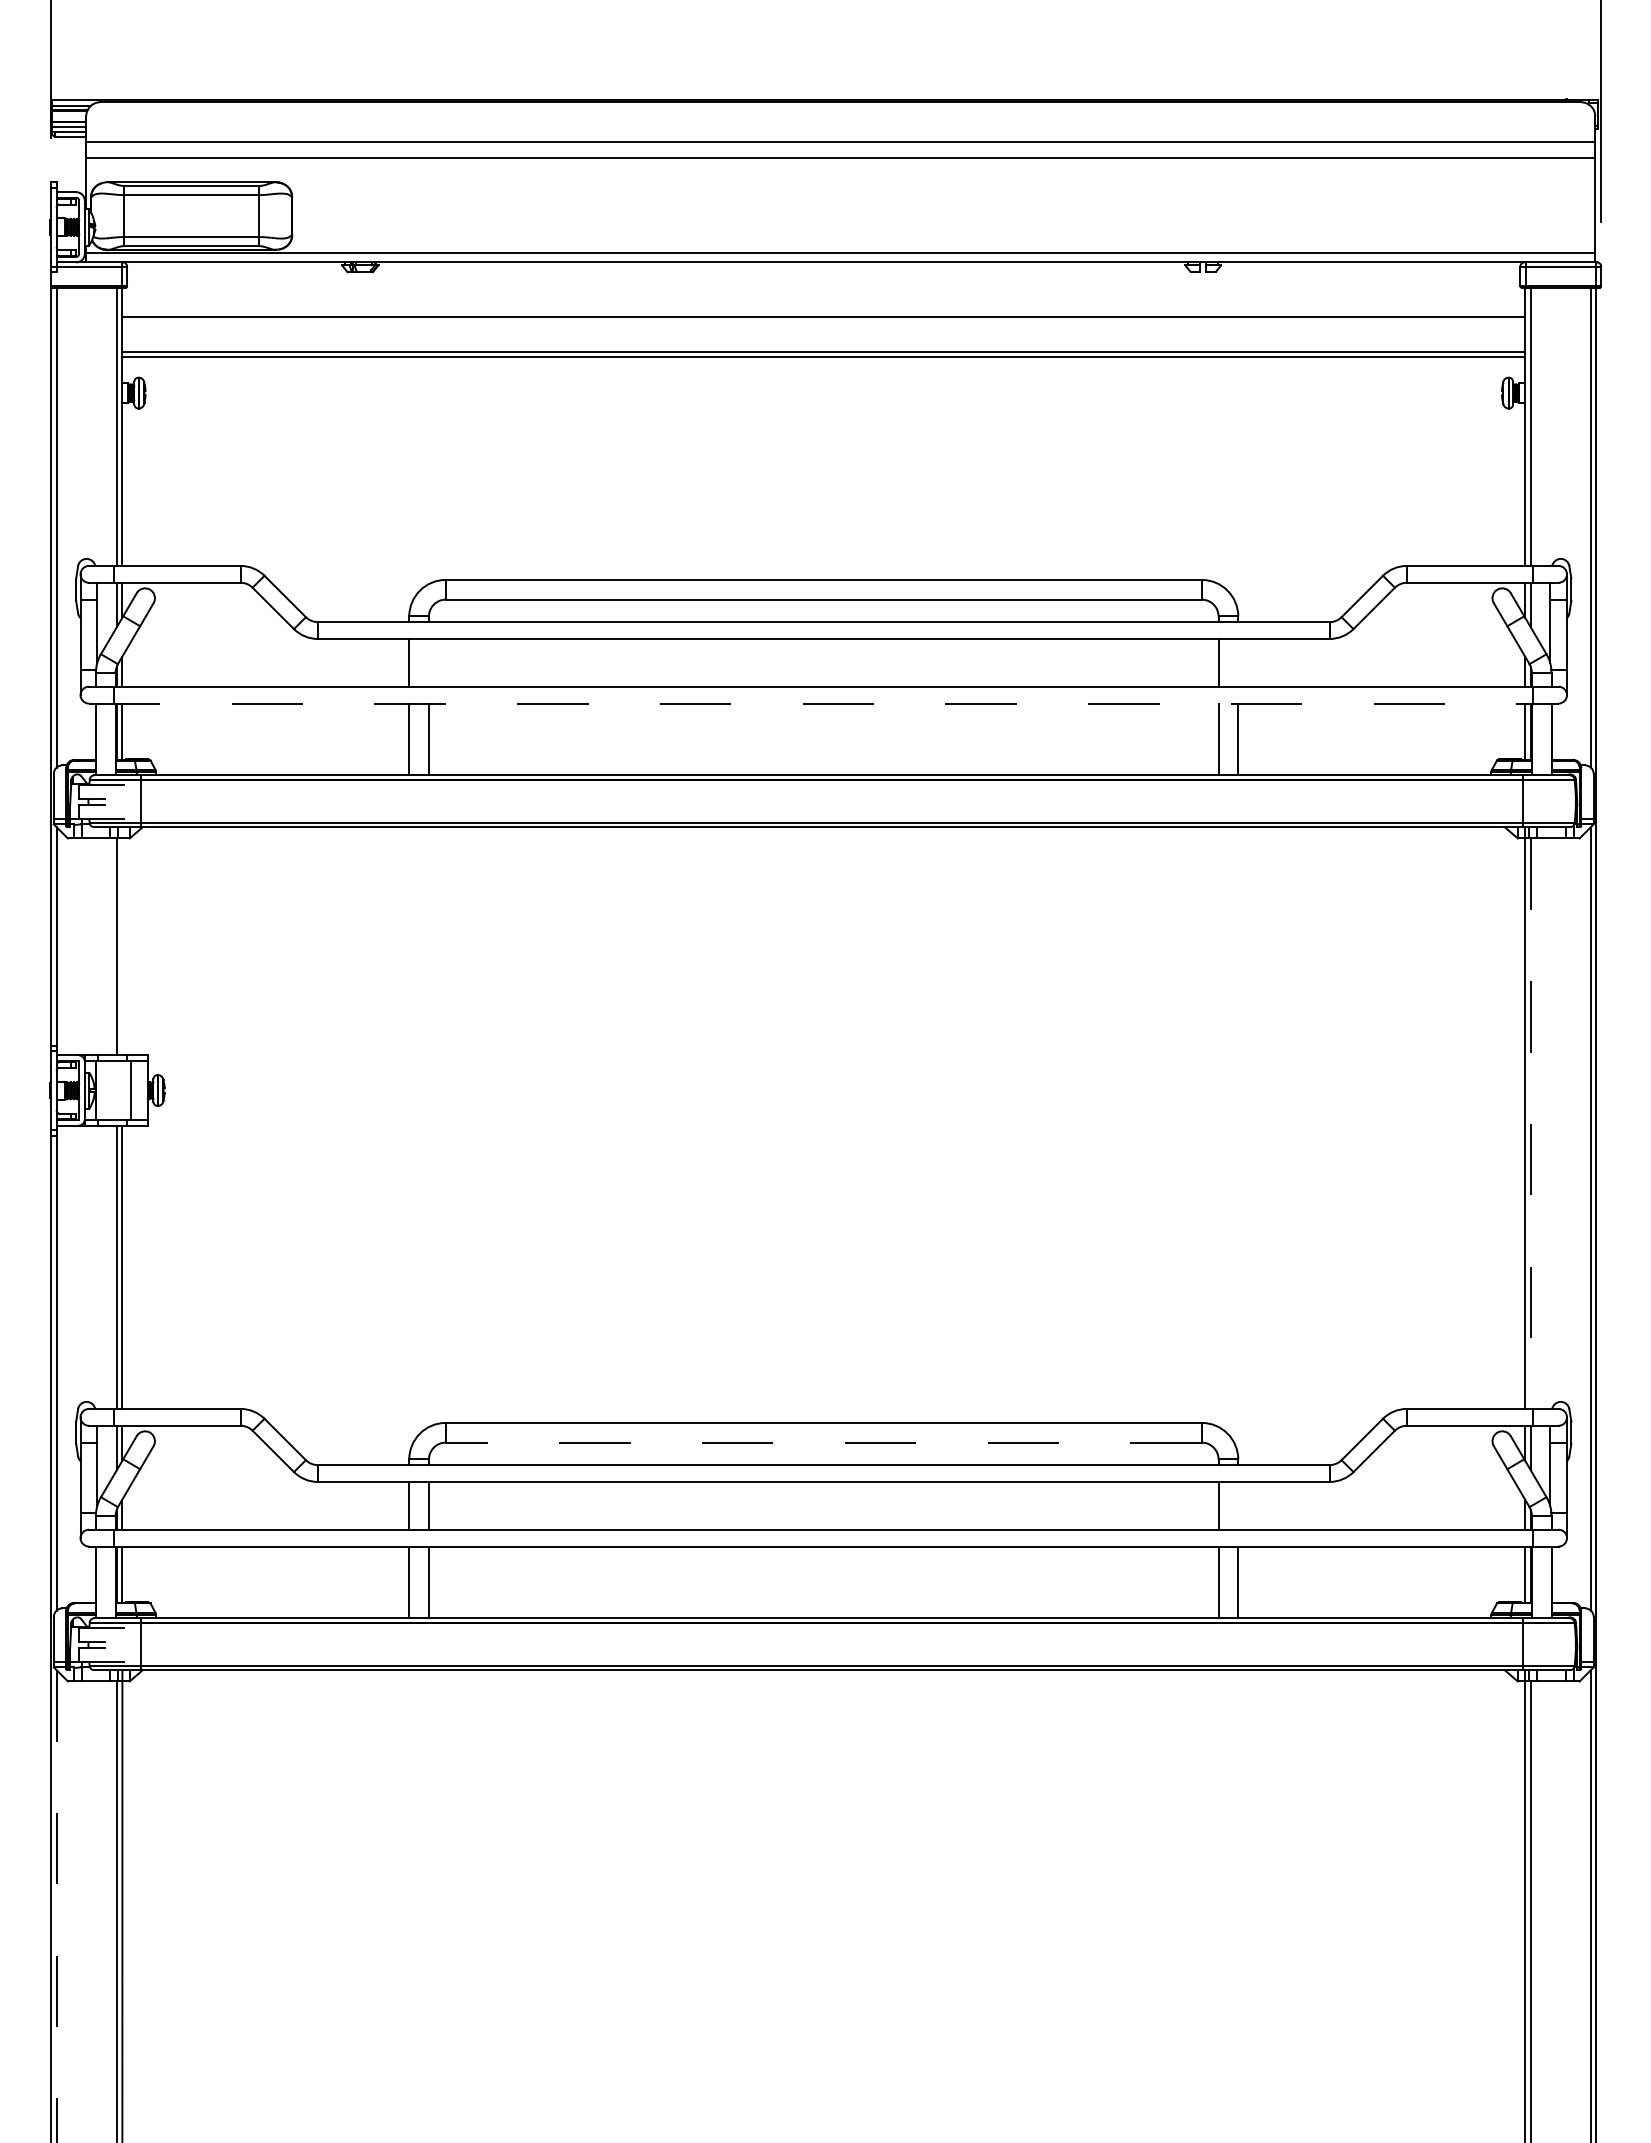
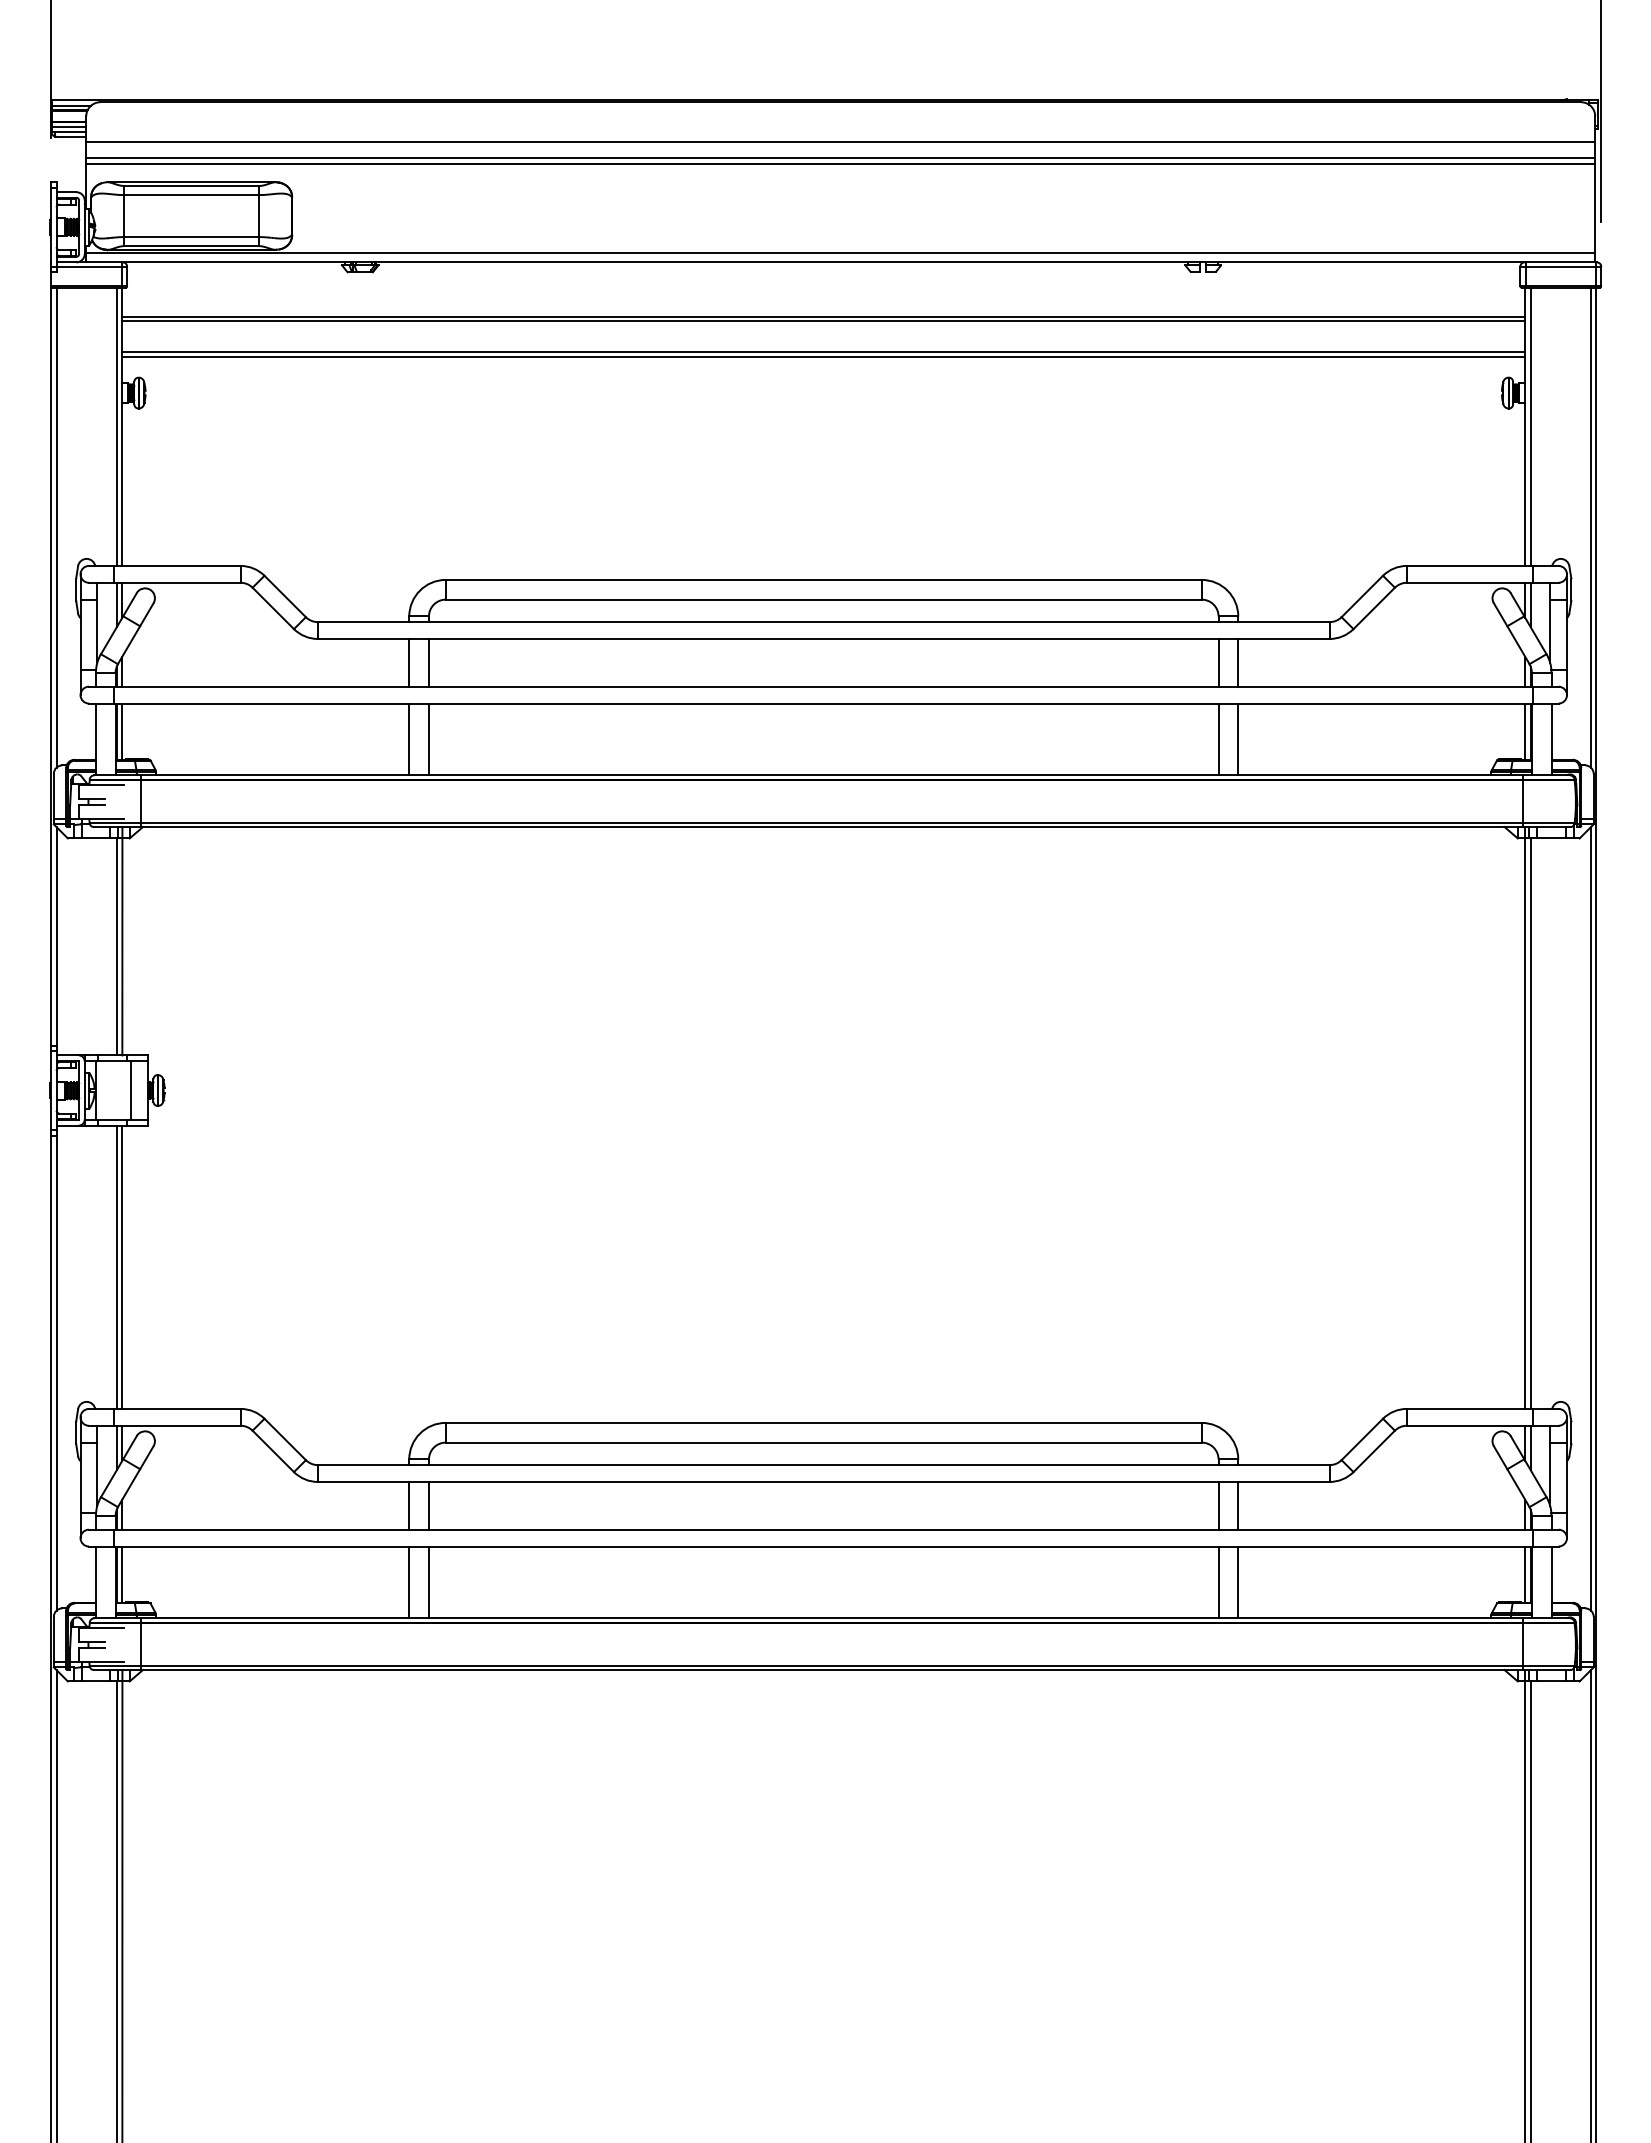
line: none -> present (840, 164)
line: none -> present (823, 321)
line: none -> present (428, 662)
line: none -> present (1238, 662)
line: dashed -> solid (823, 703)
line: none -> present (122, 941)
line: dashed -> solid (1530, 1124)
line: dashed -> solid (823, 1442)
line: none -> present (1238, 1505)
line: dashed -> solid (56, 1906)
